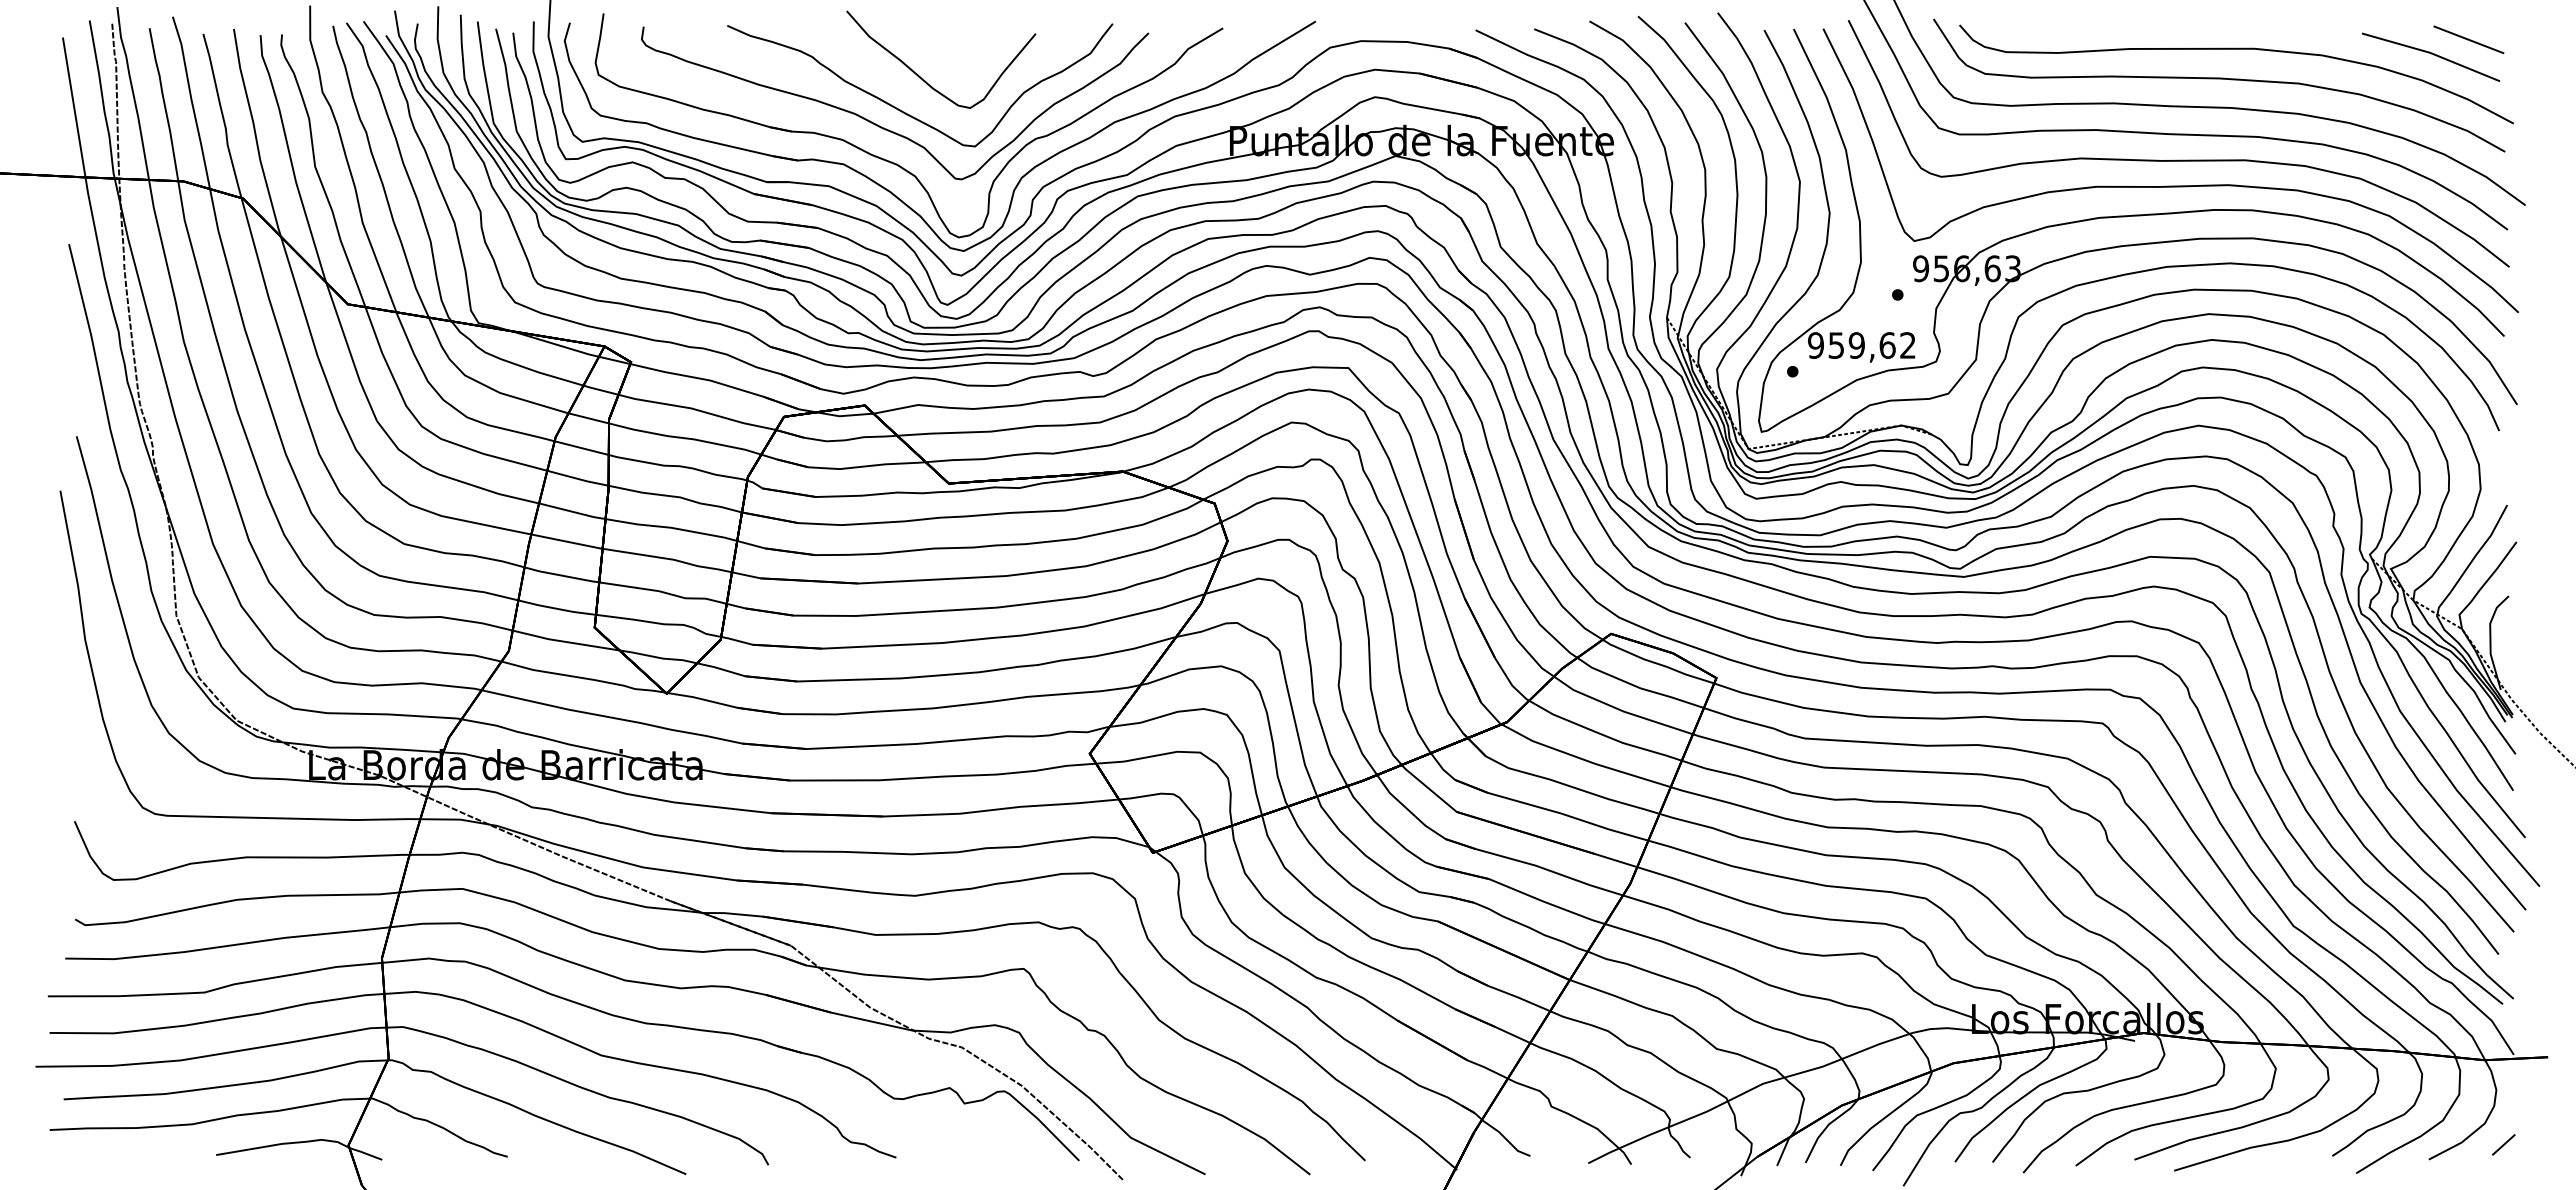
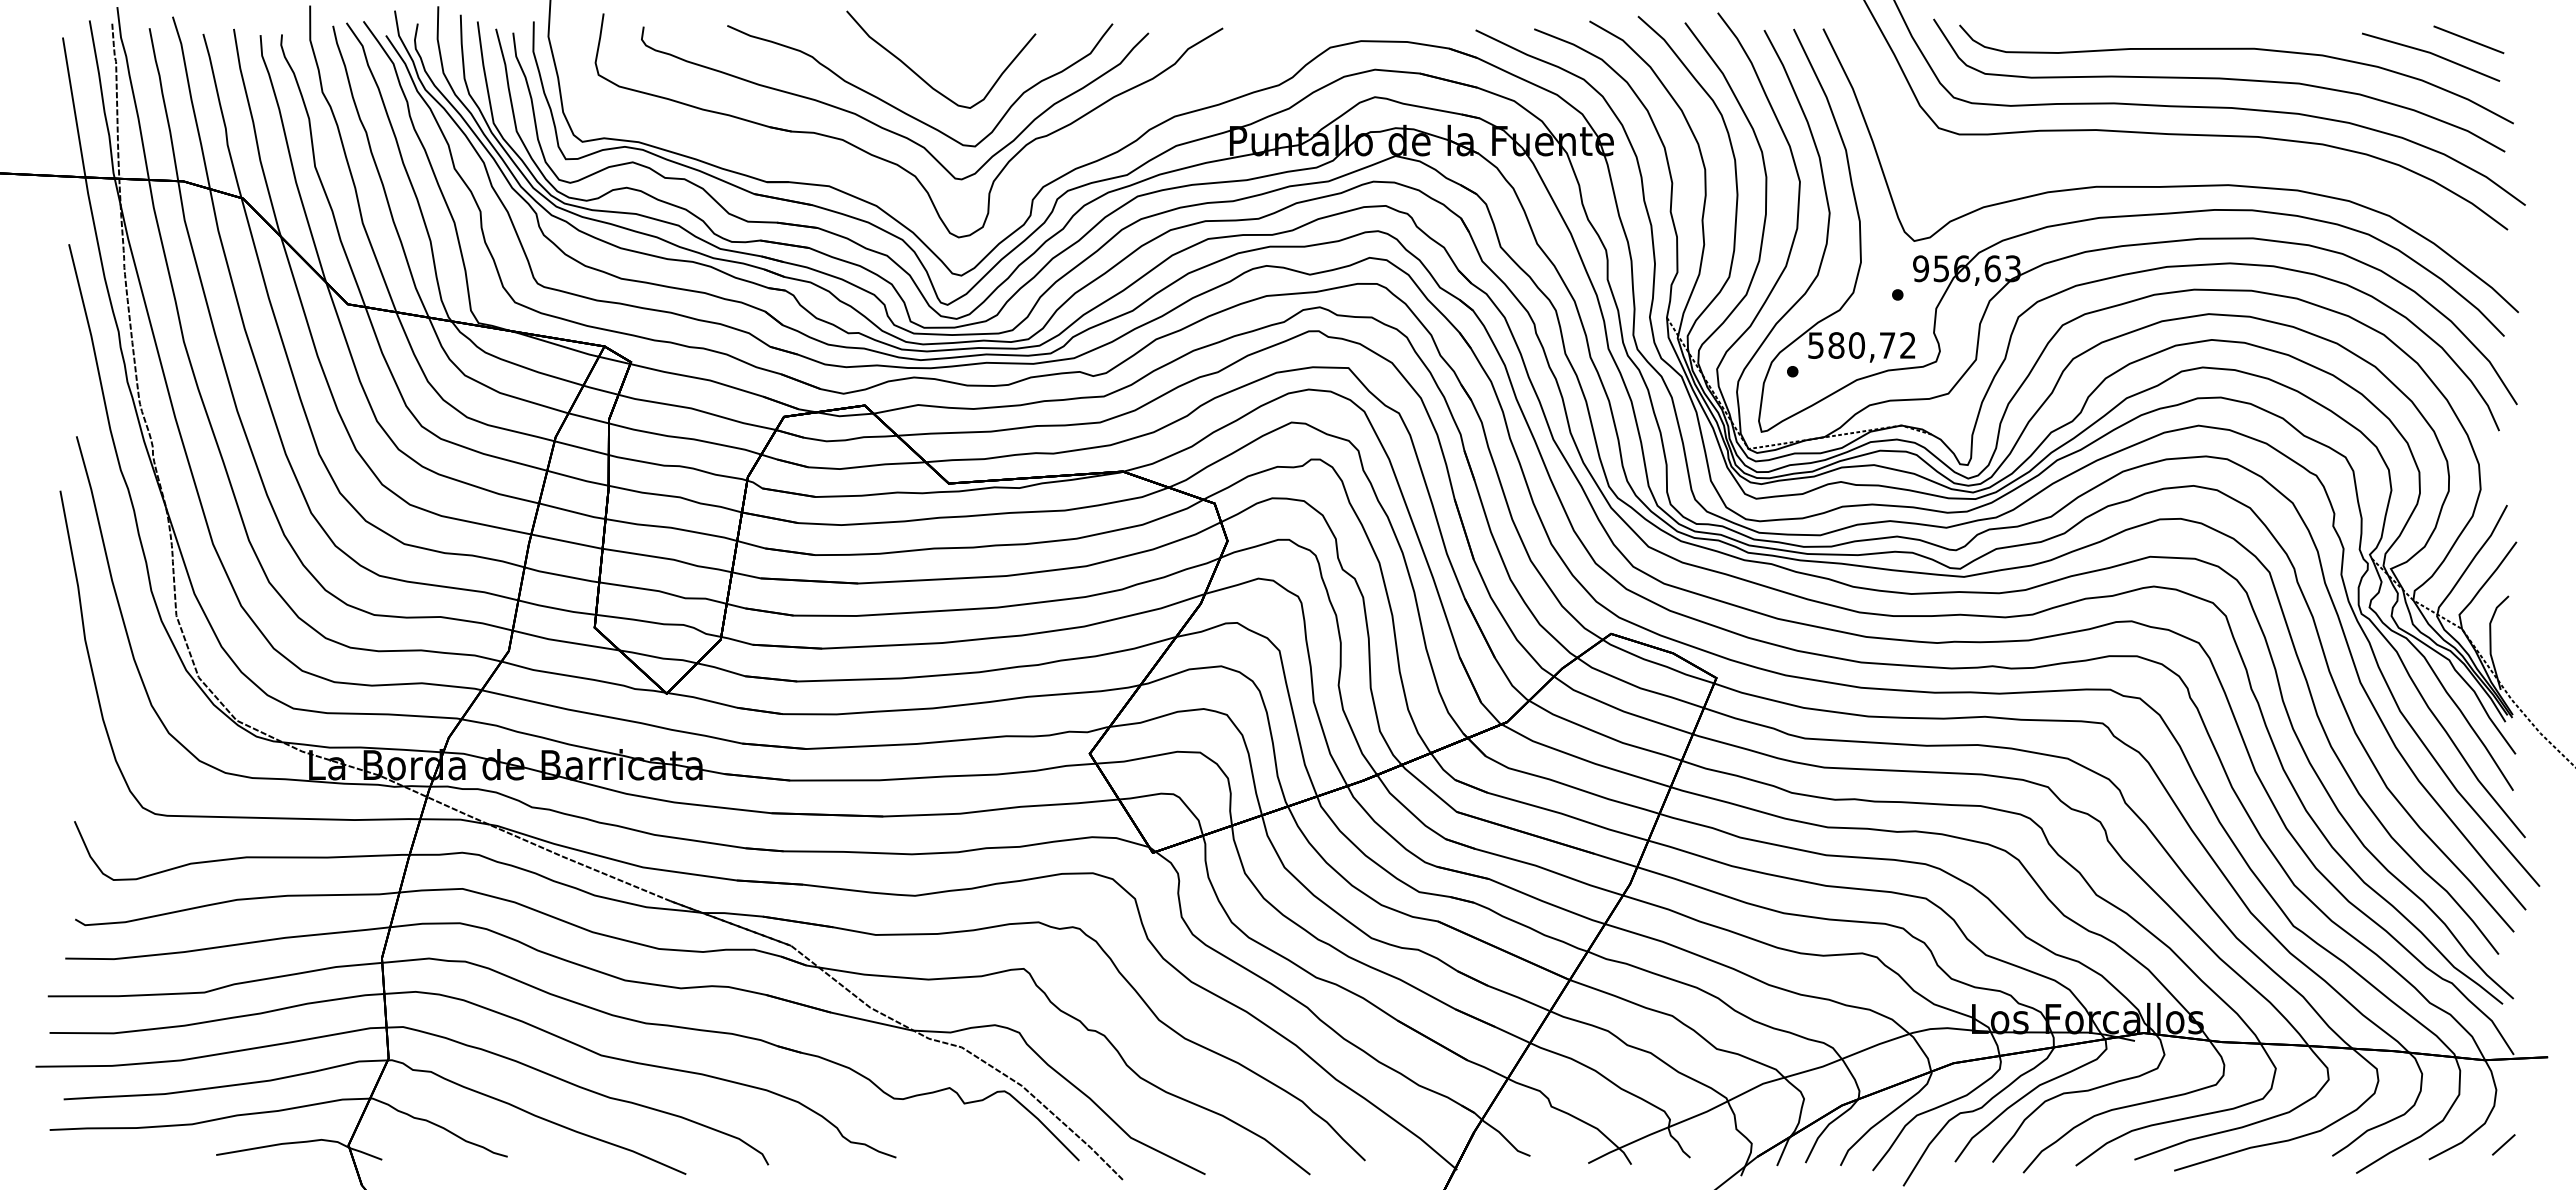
curve: present -> none (2178, 159)
part: present -> none (895, 194)
text: 959,62 -> 580,72 (1851, 345)
